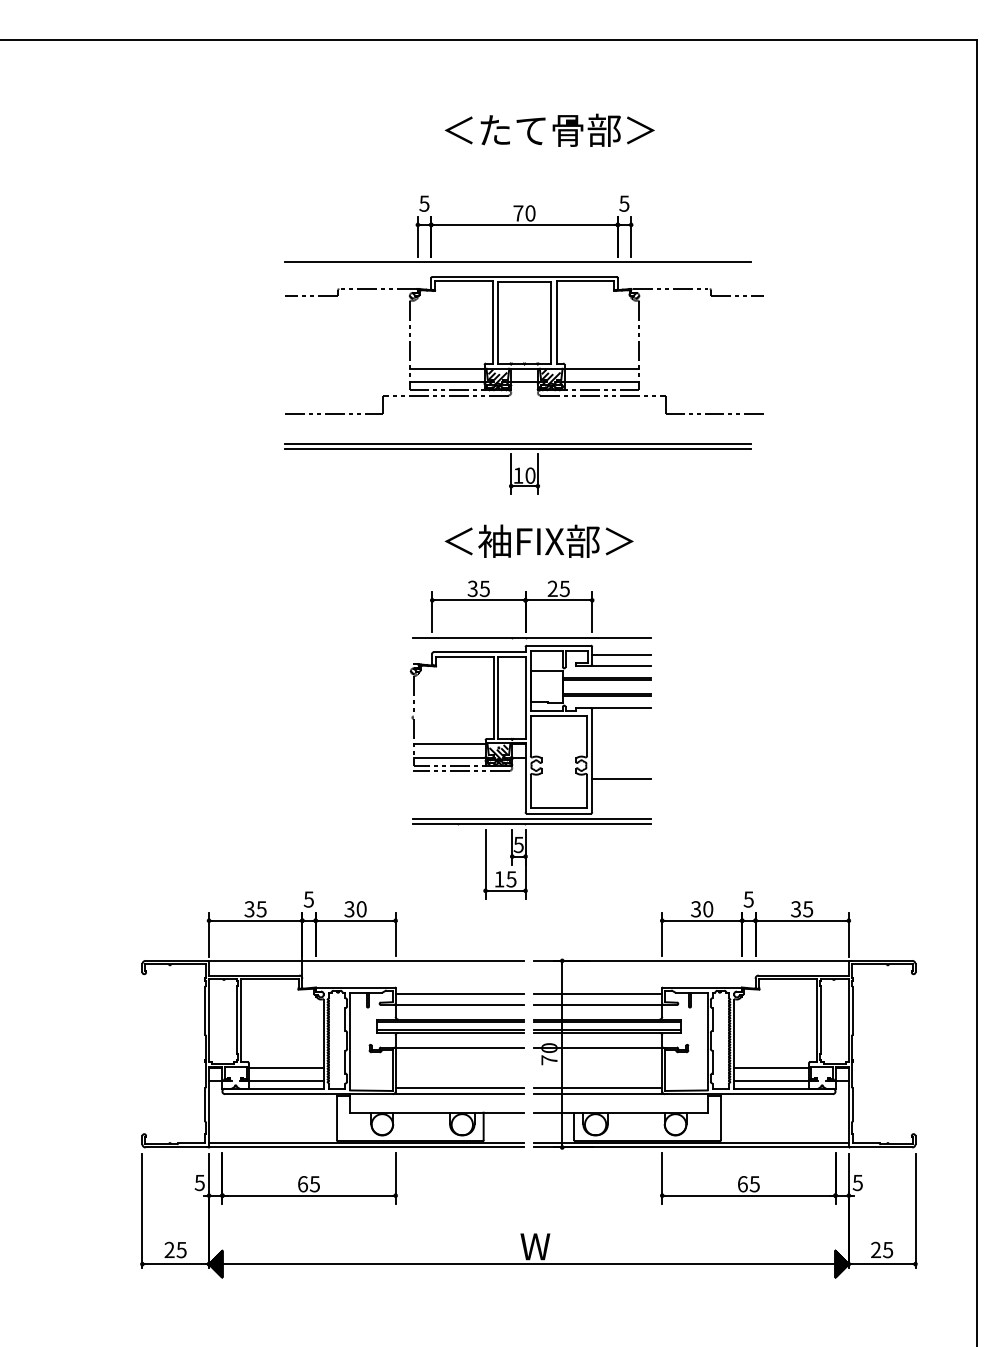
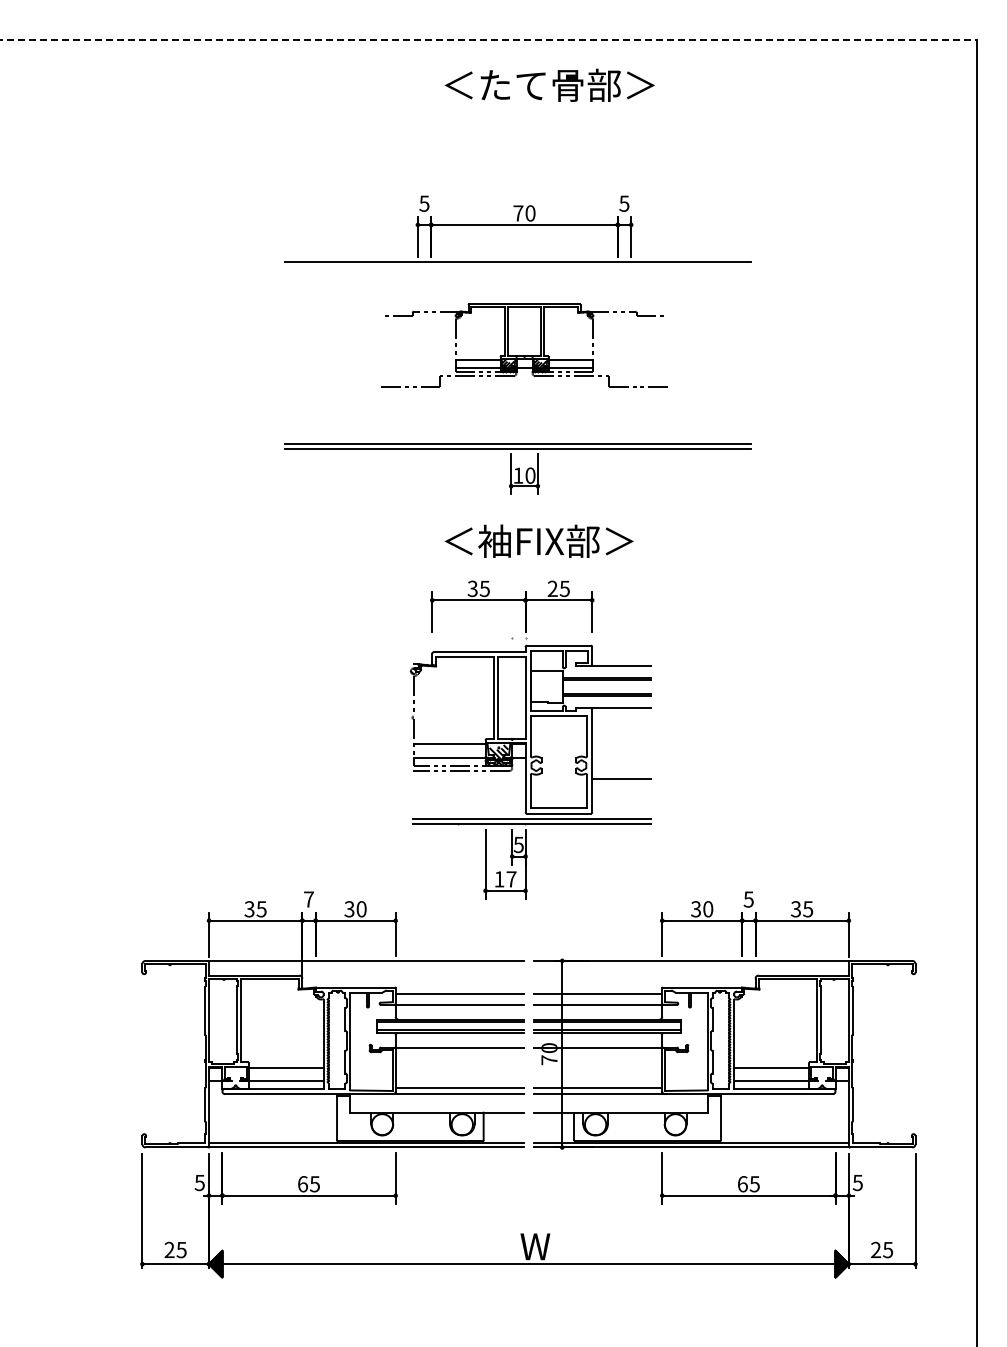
line: solid -> dashed (488, 40)
text position: (549, 129) -> (549, 84) (549, 84)
part size: 479x139 px -> 287x85 px (524, 345)
line: present -> none (531, 637)
line: present -> none (621, 655)
text: 15 -> 17 (511, 879)
text: 5 -> 7 (308, 899)
